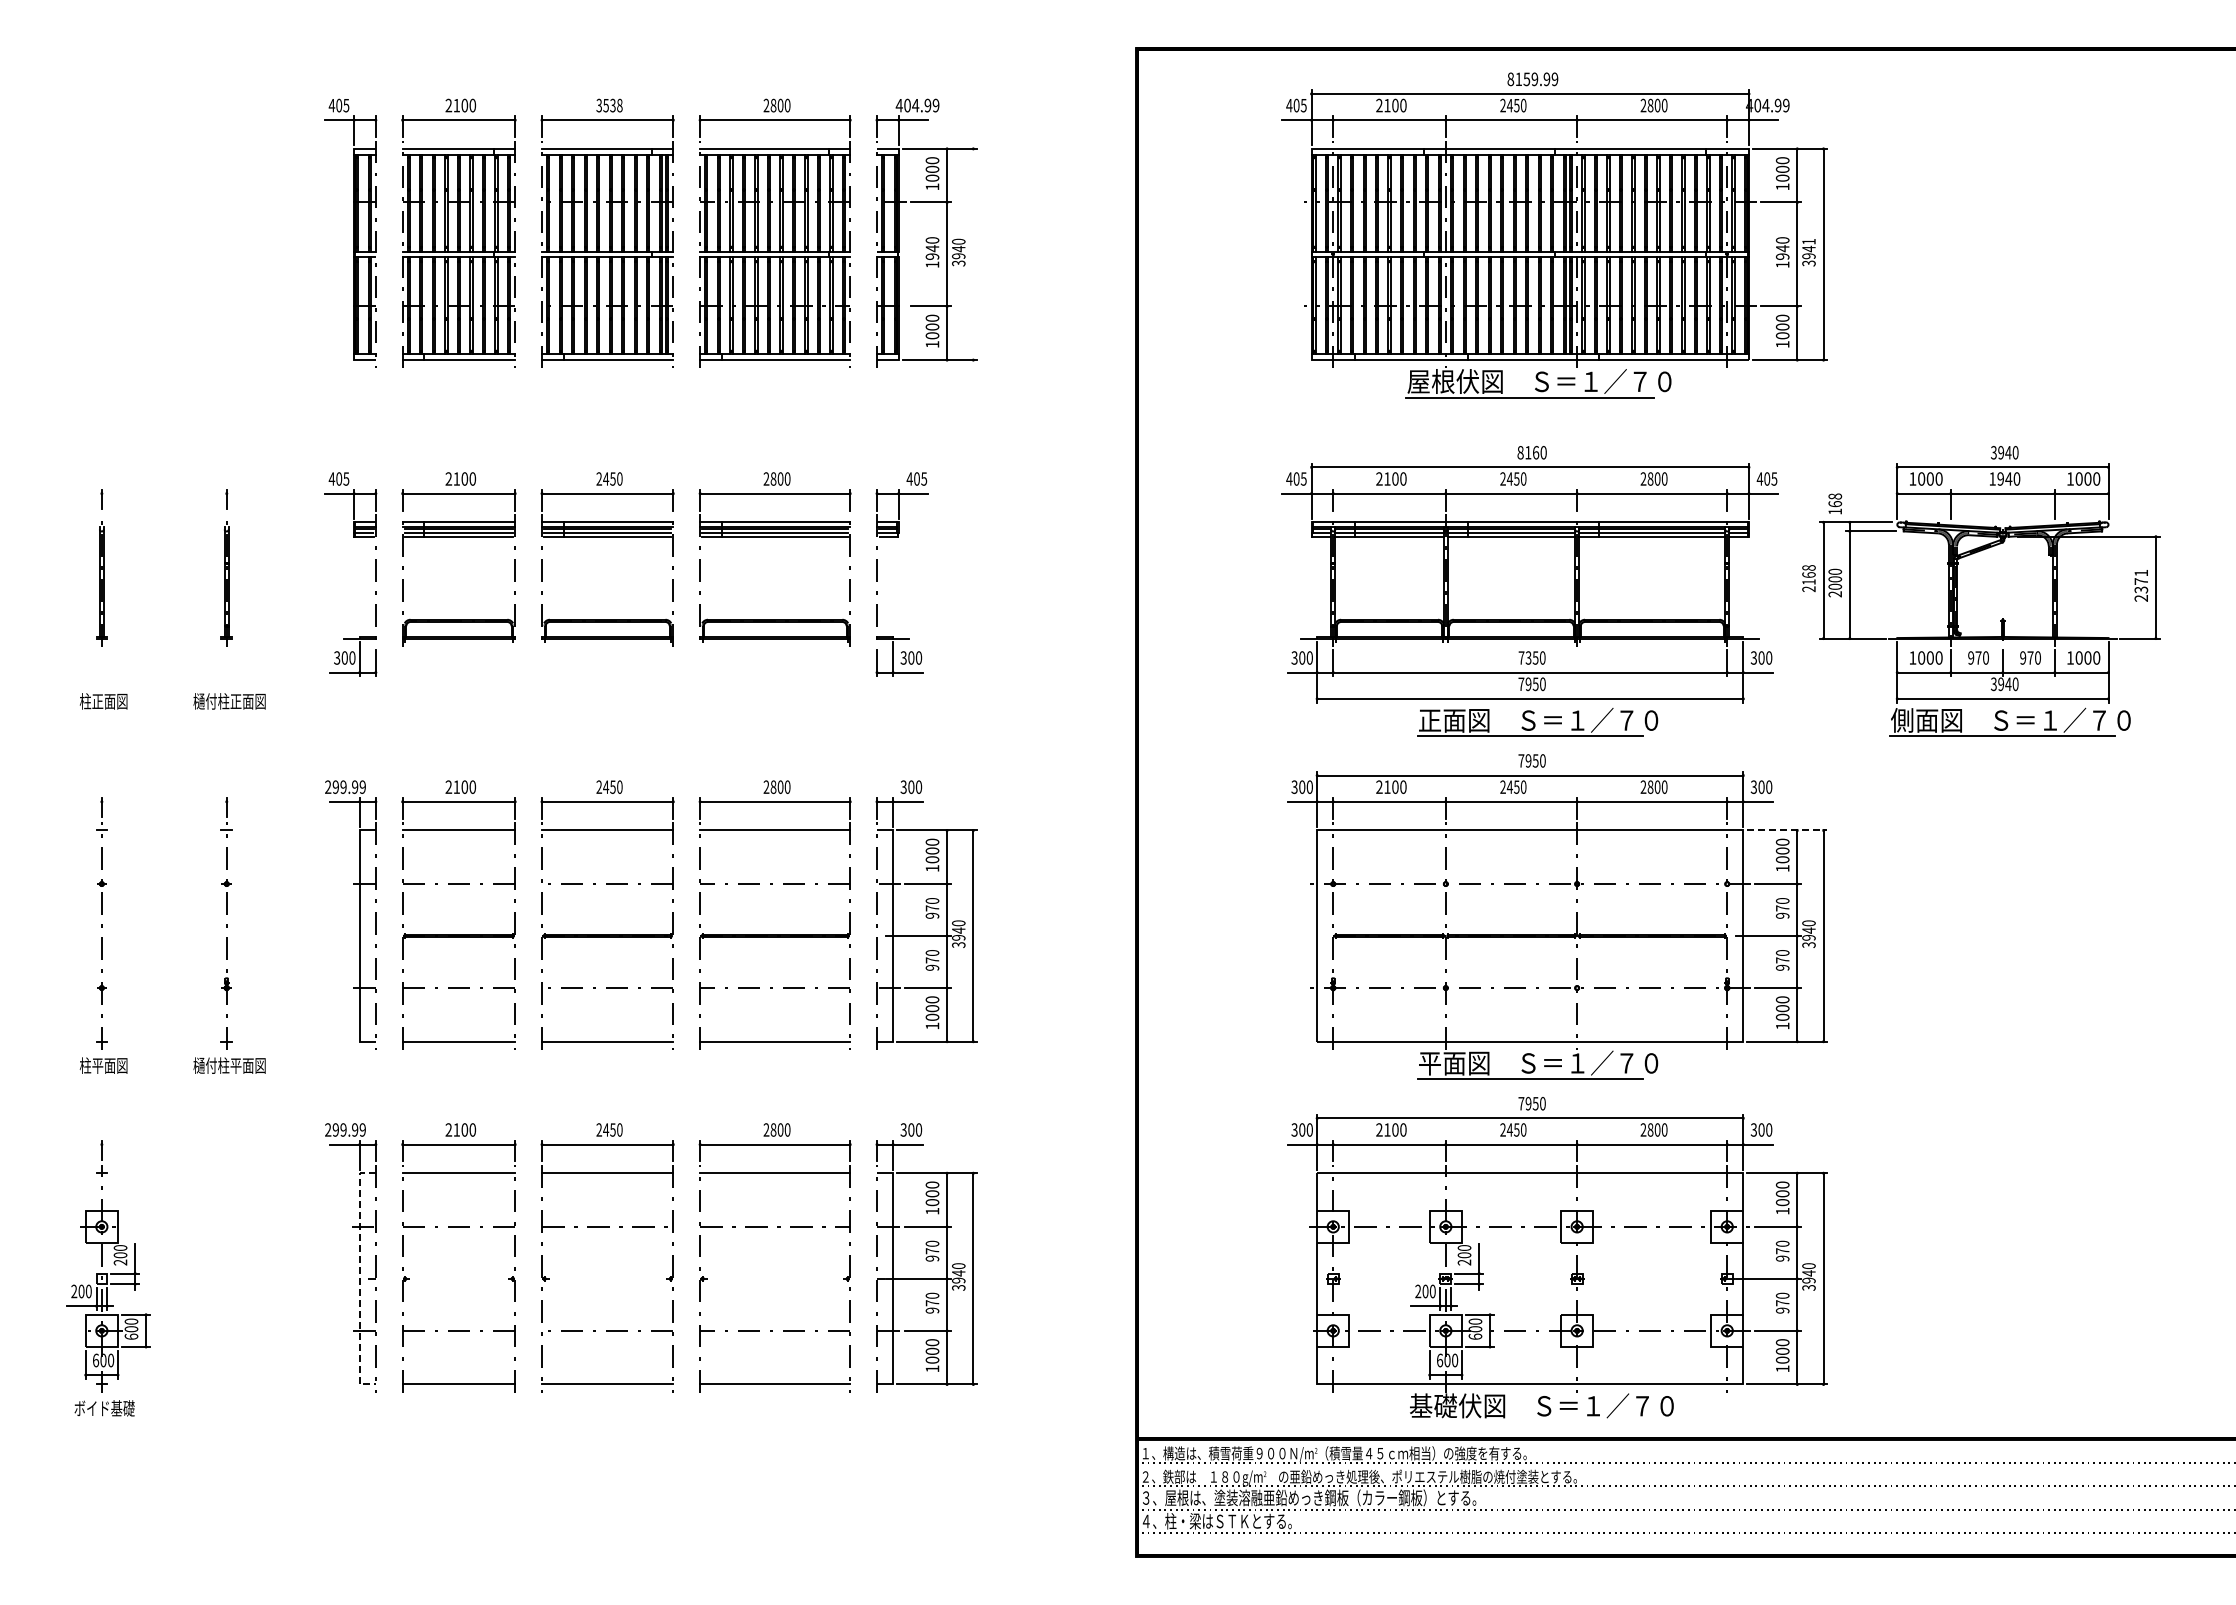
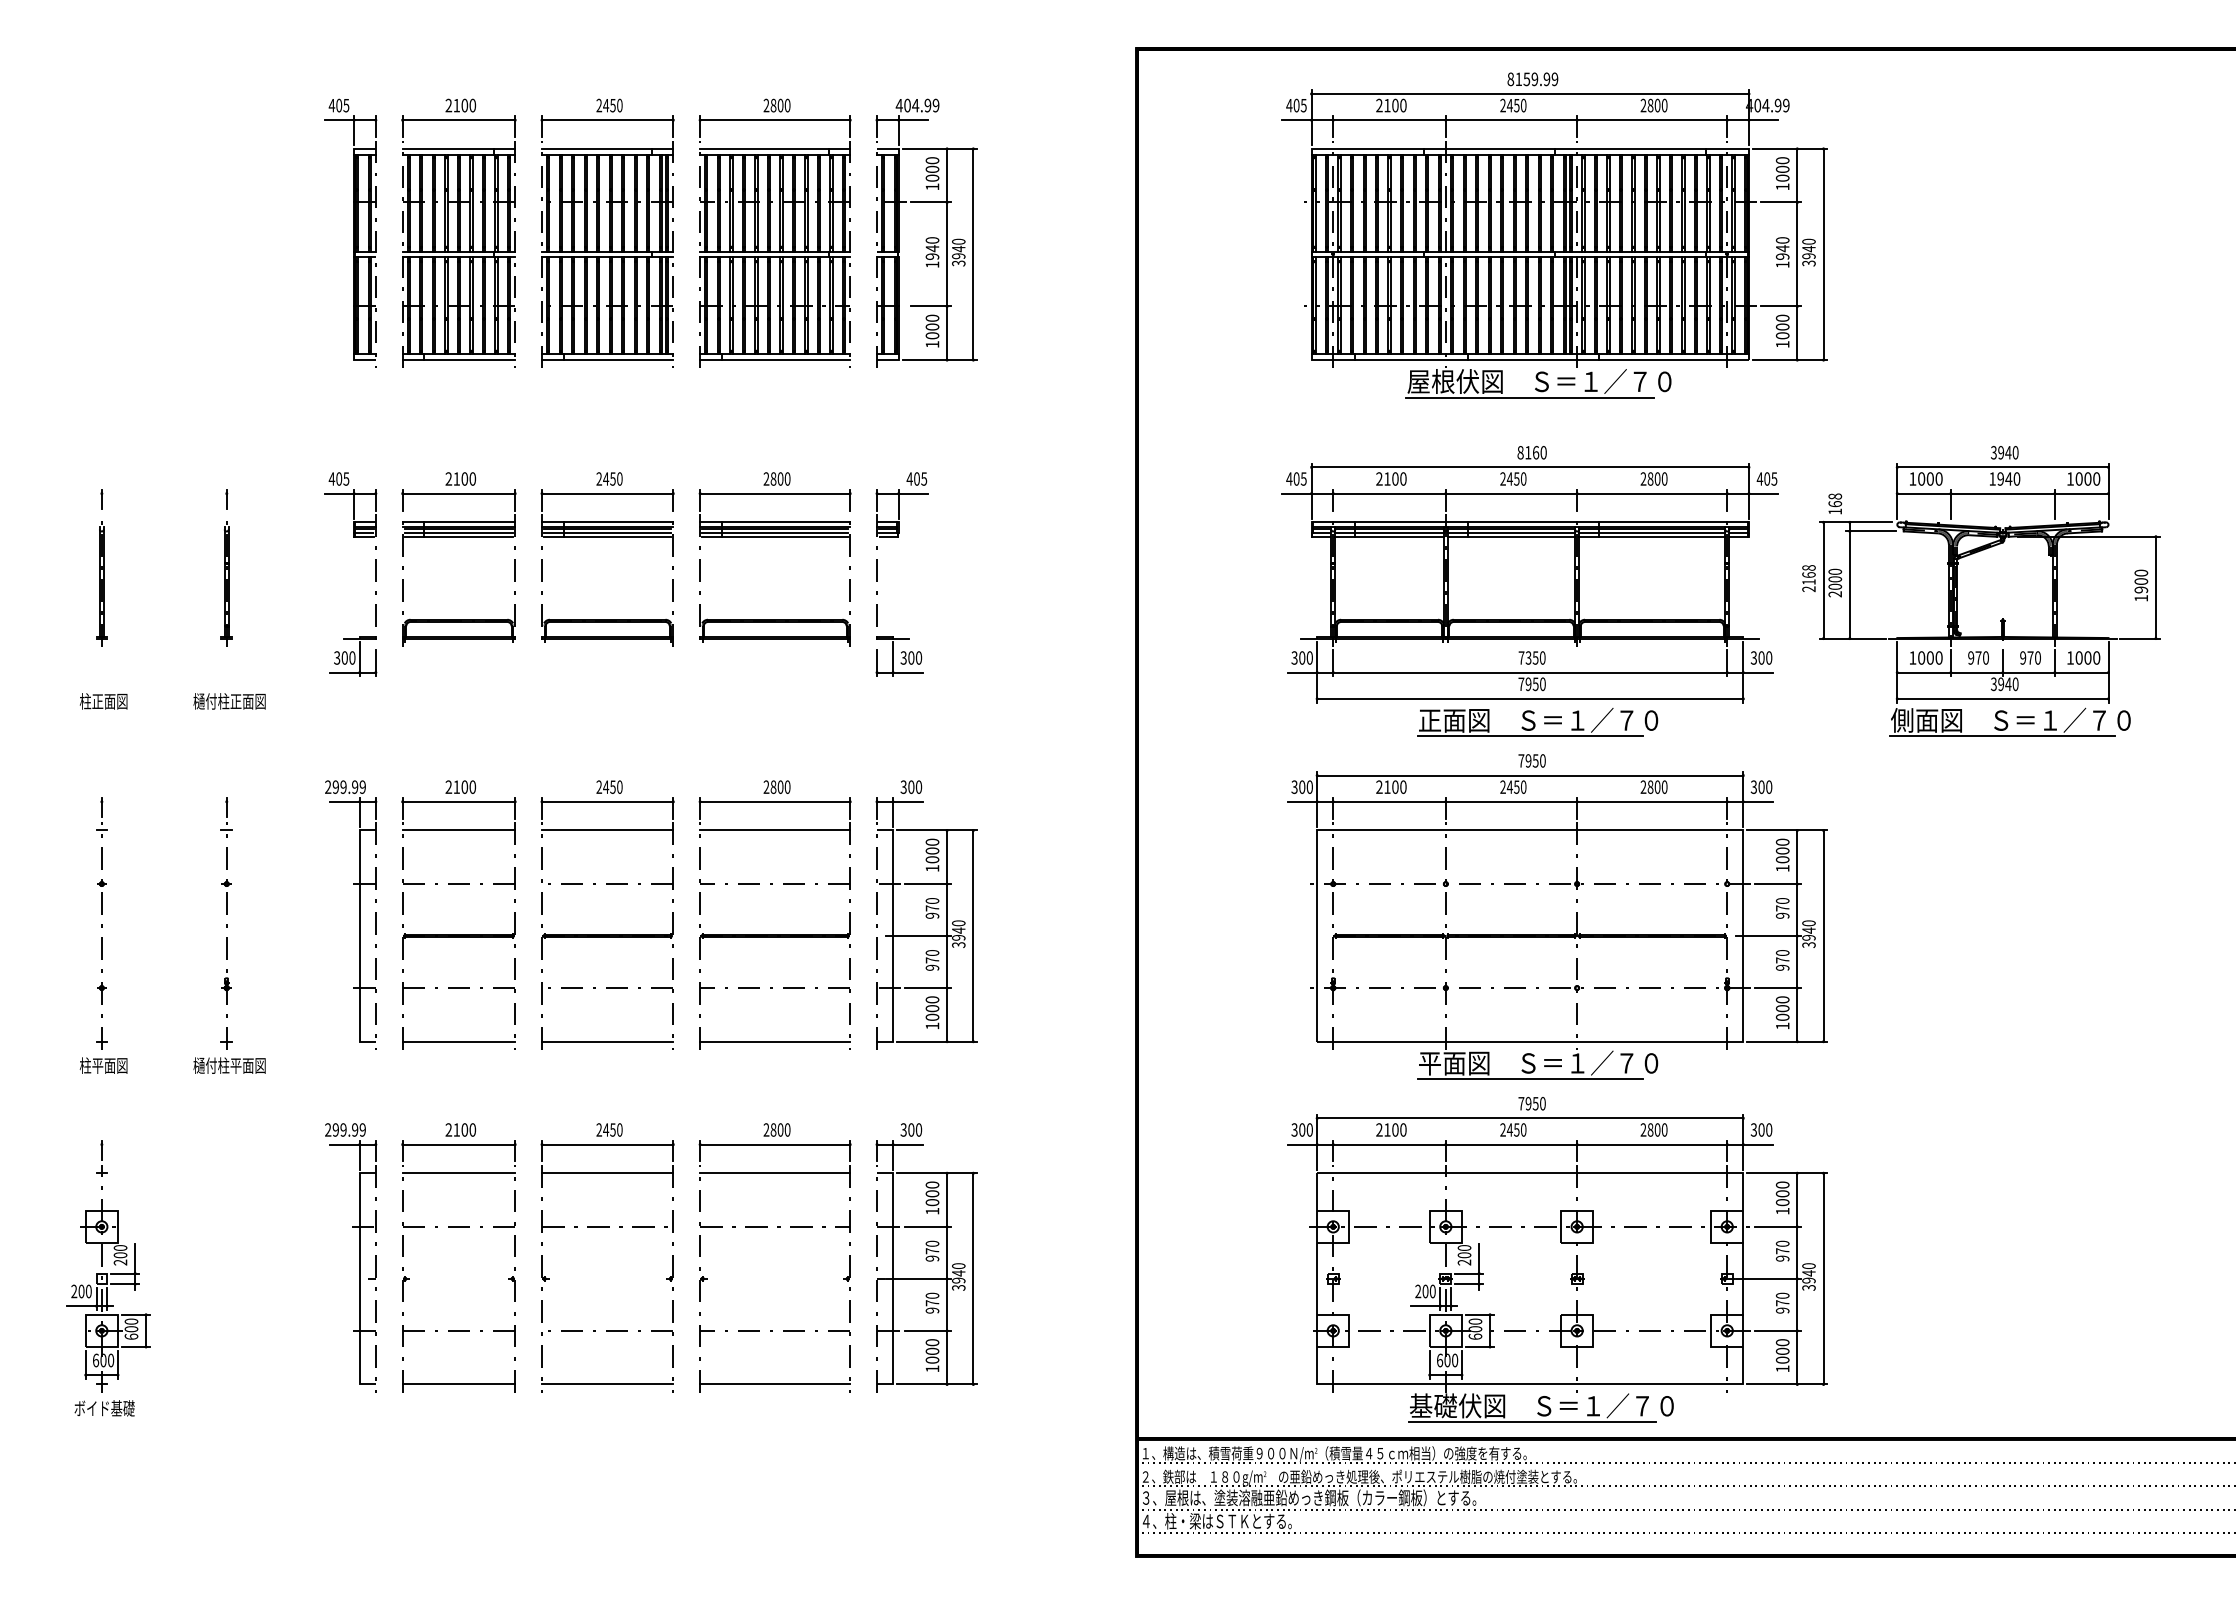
text: 3538 -> 2450 (609, 105)
text: 3941 -> 3940 (1808, 241)
line: none -> present (973, 254)
text: 2371 -> 1900 (2141, 585)
line: dashed -> solid (1787, 830)
line: dashed -> solid (359, 1278)
line: none -> present (1532, 1422)
